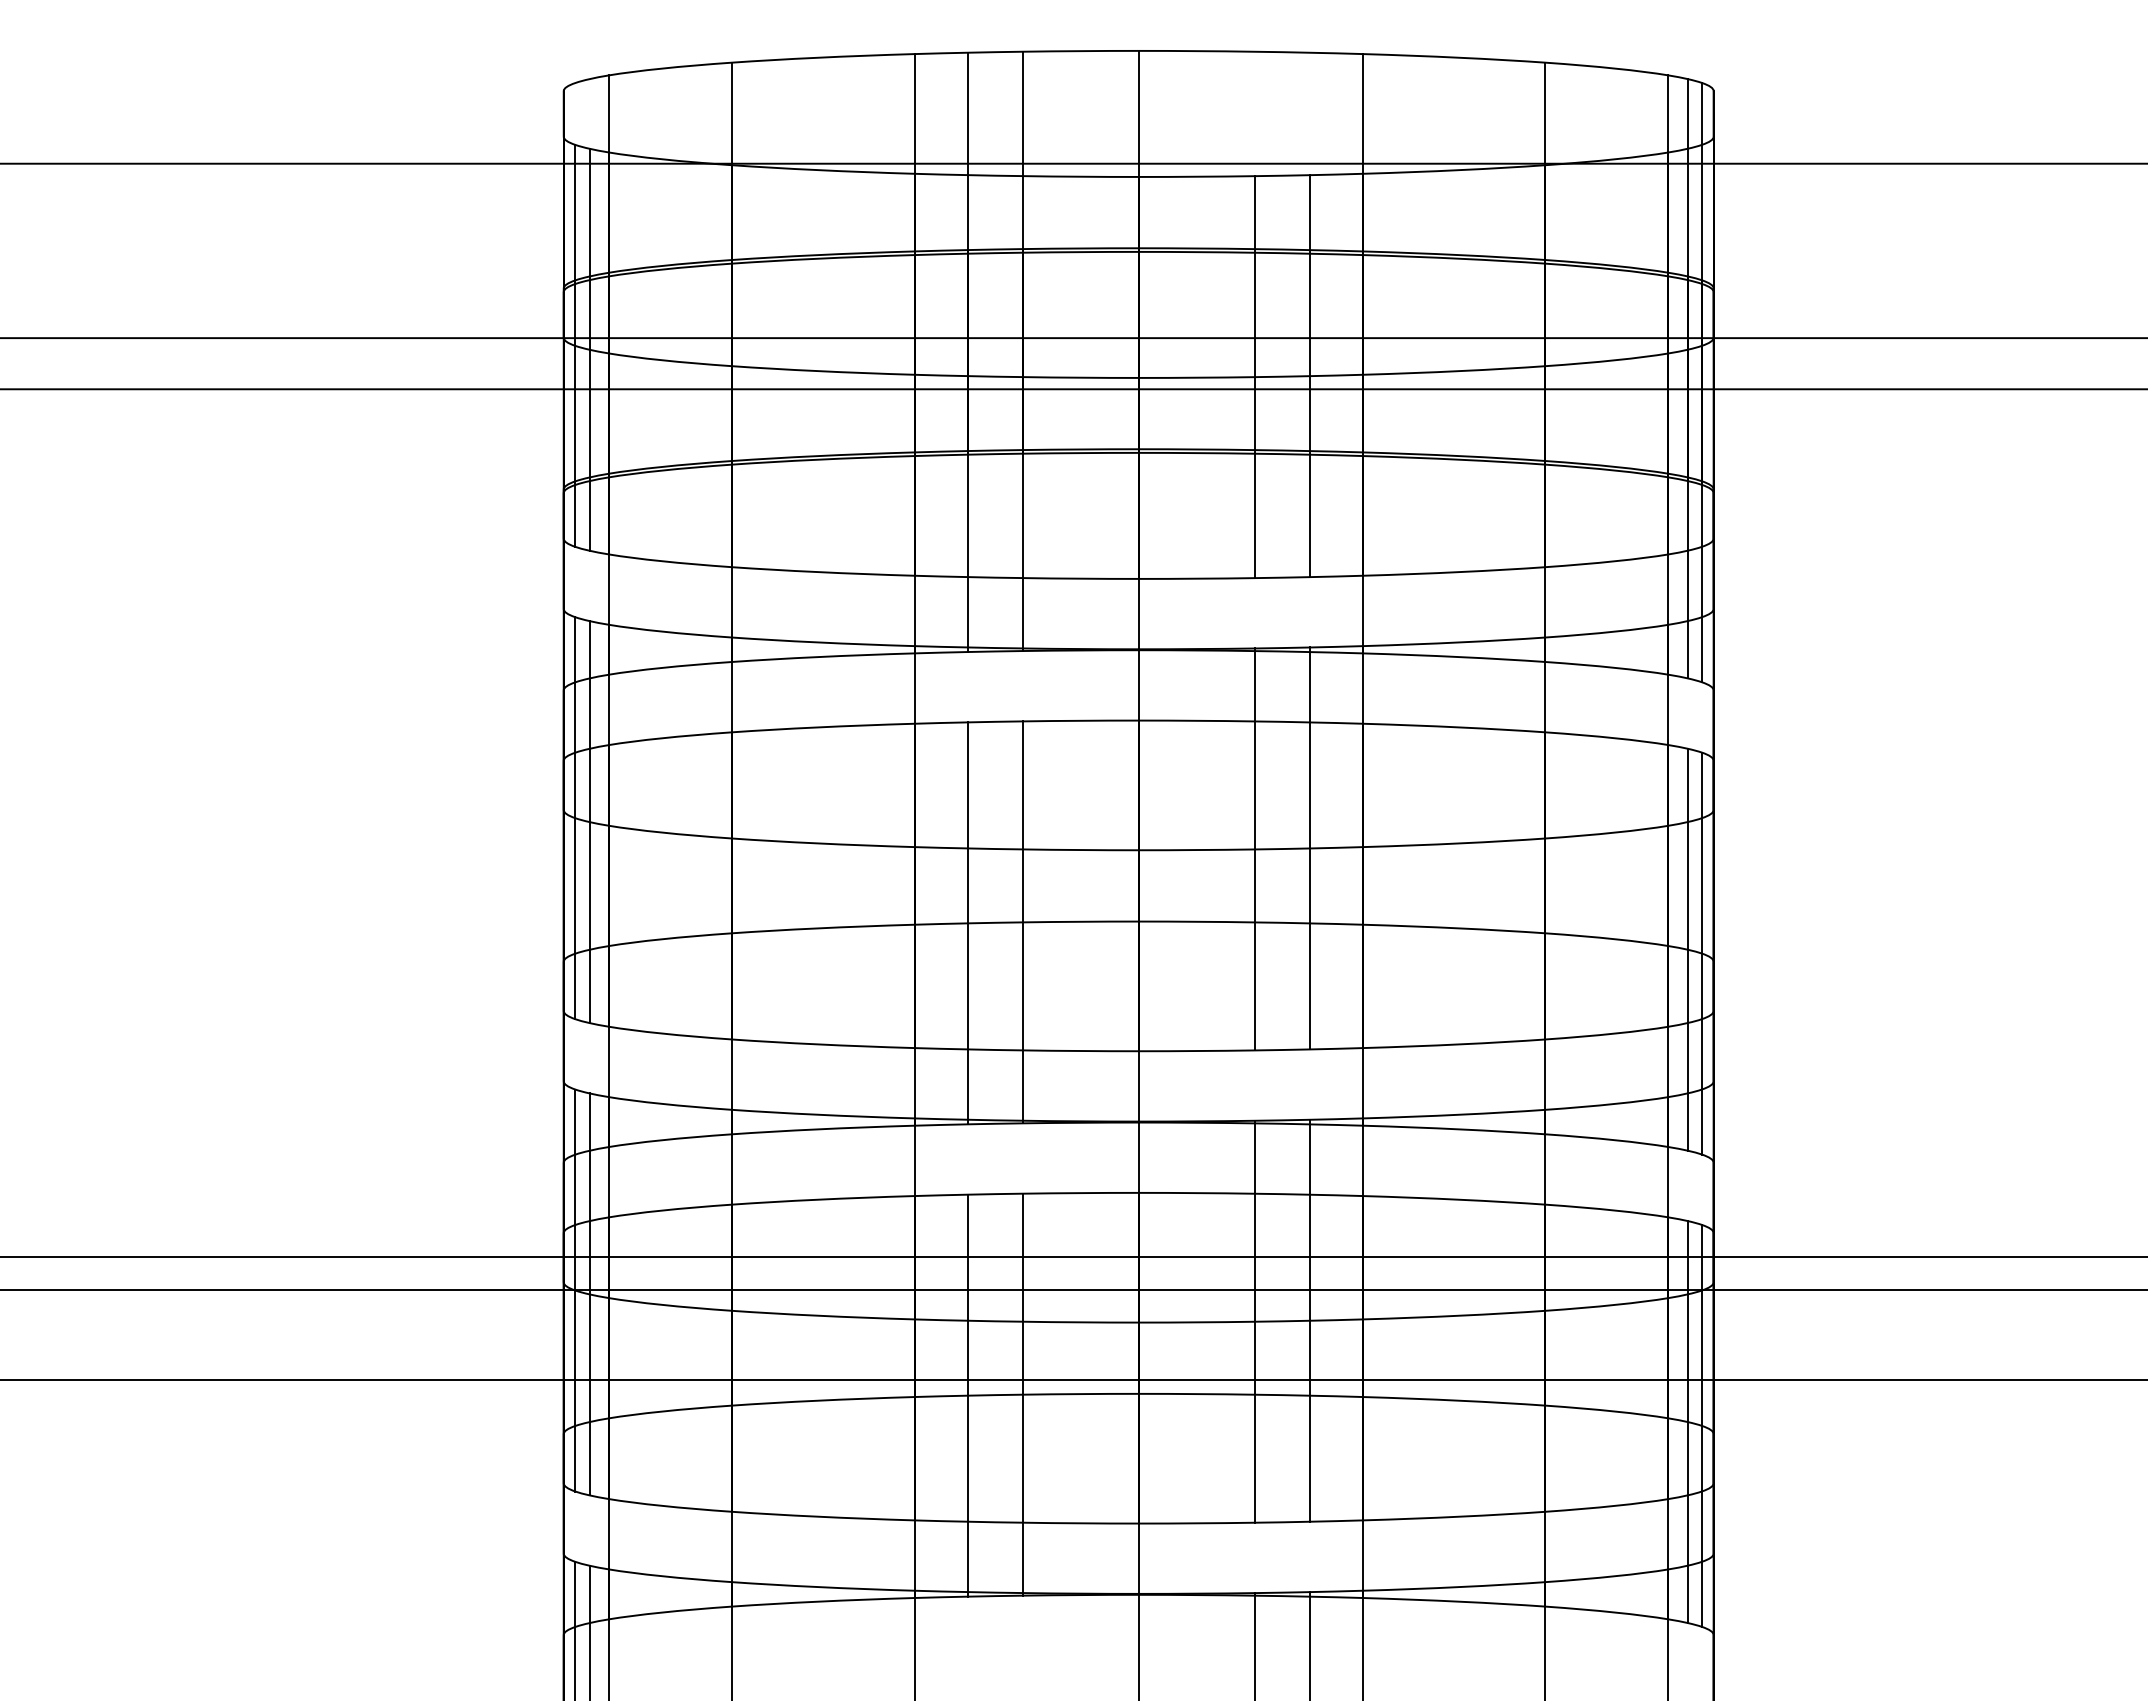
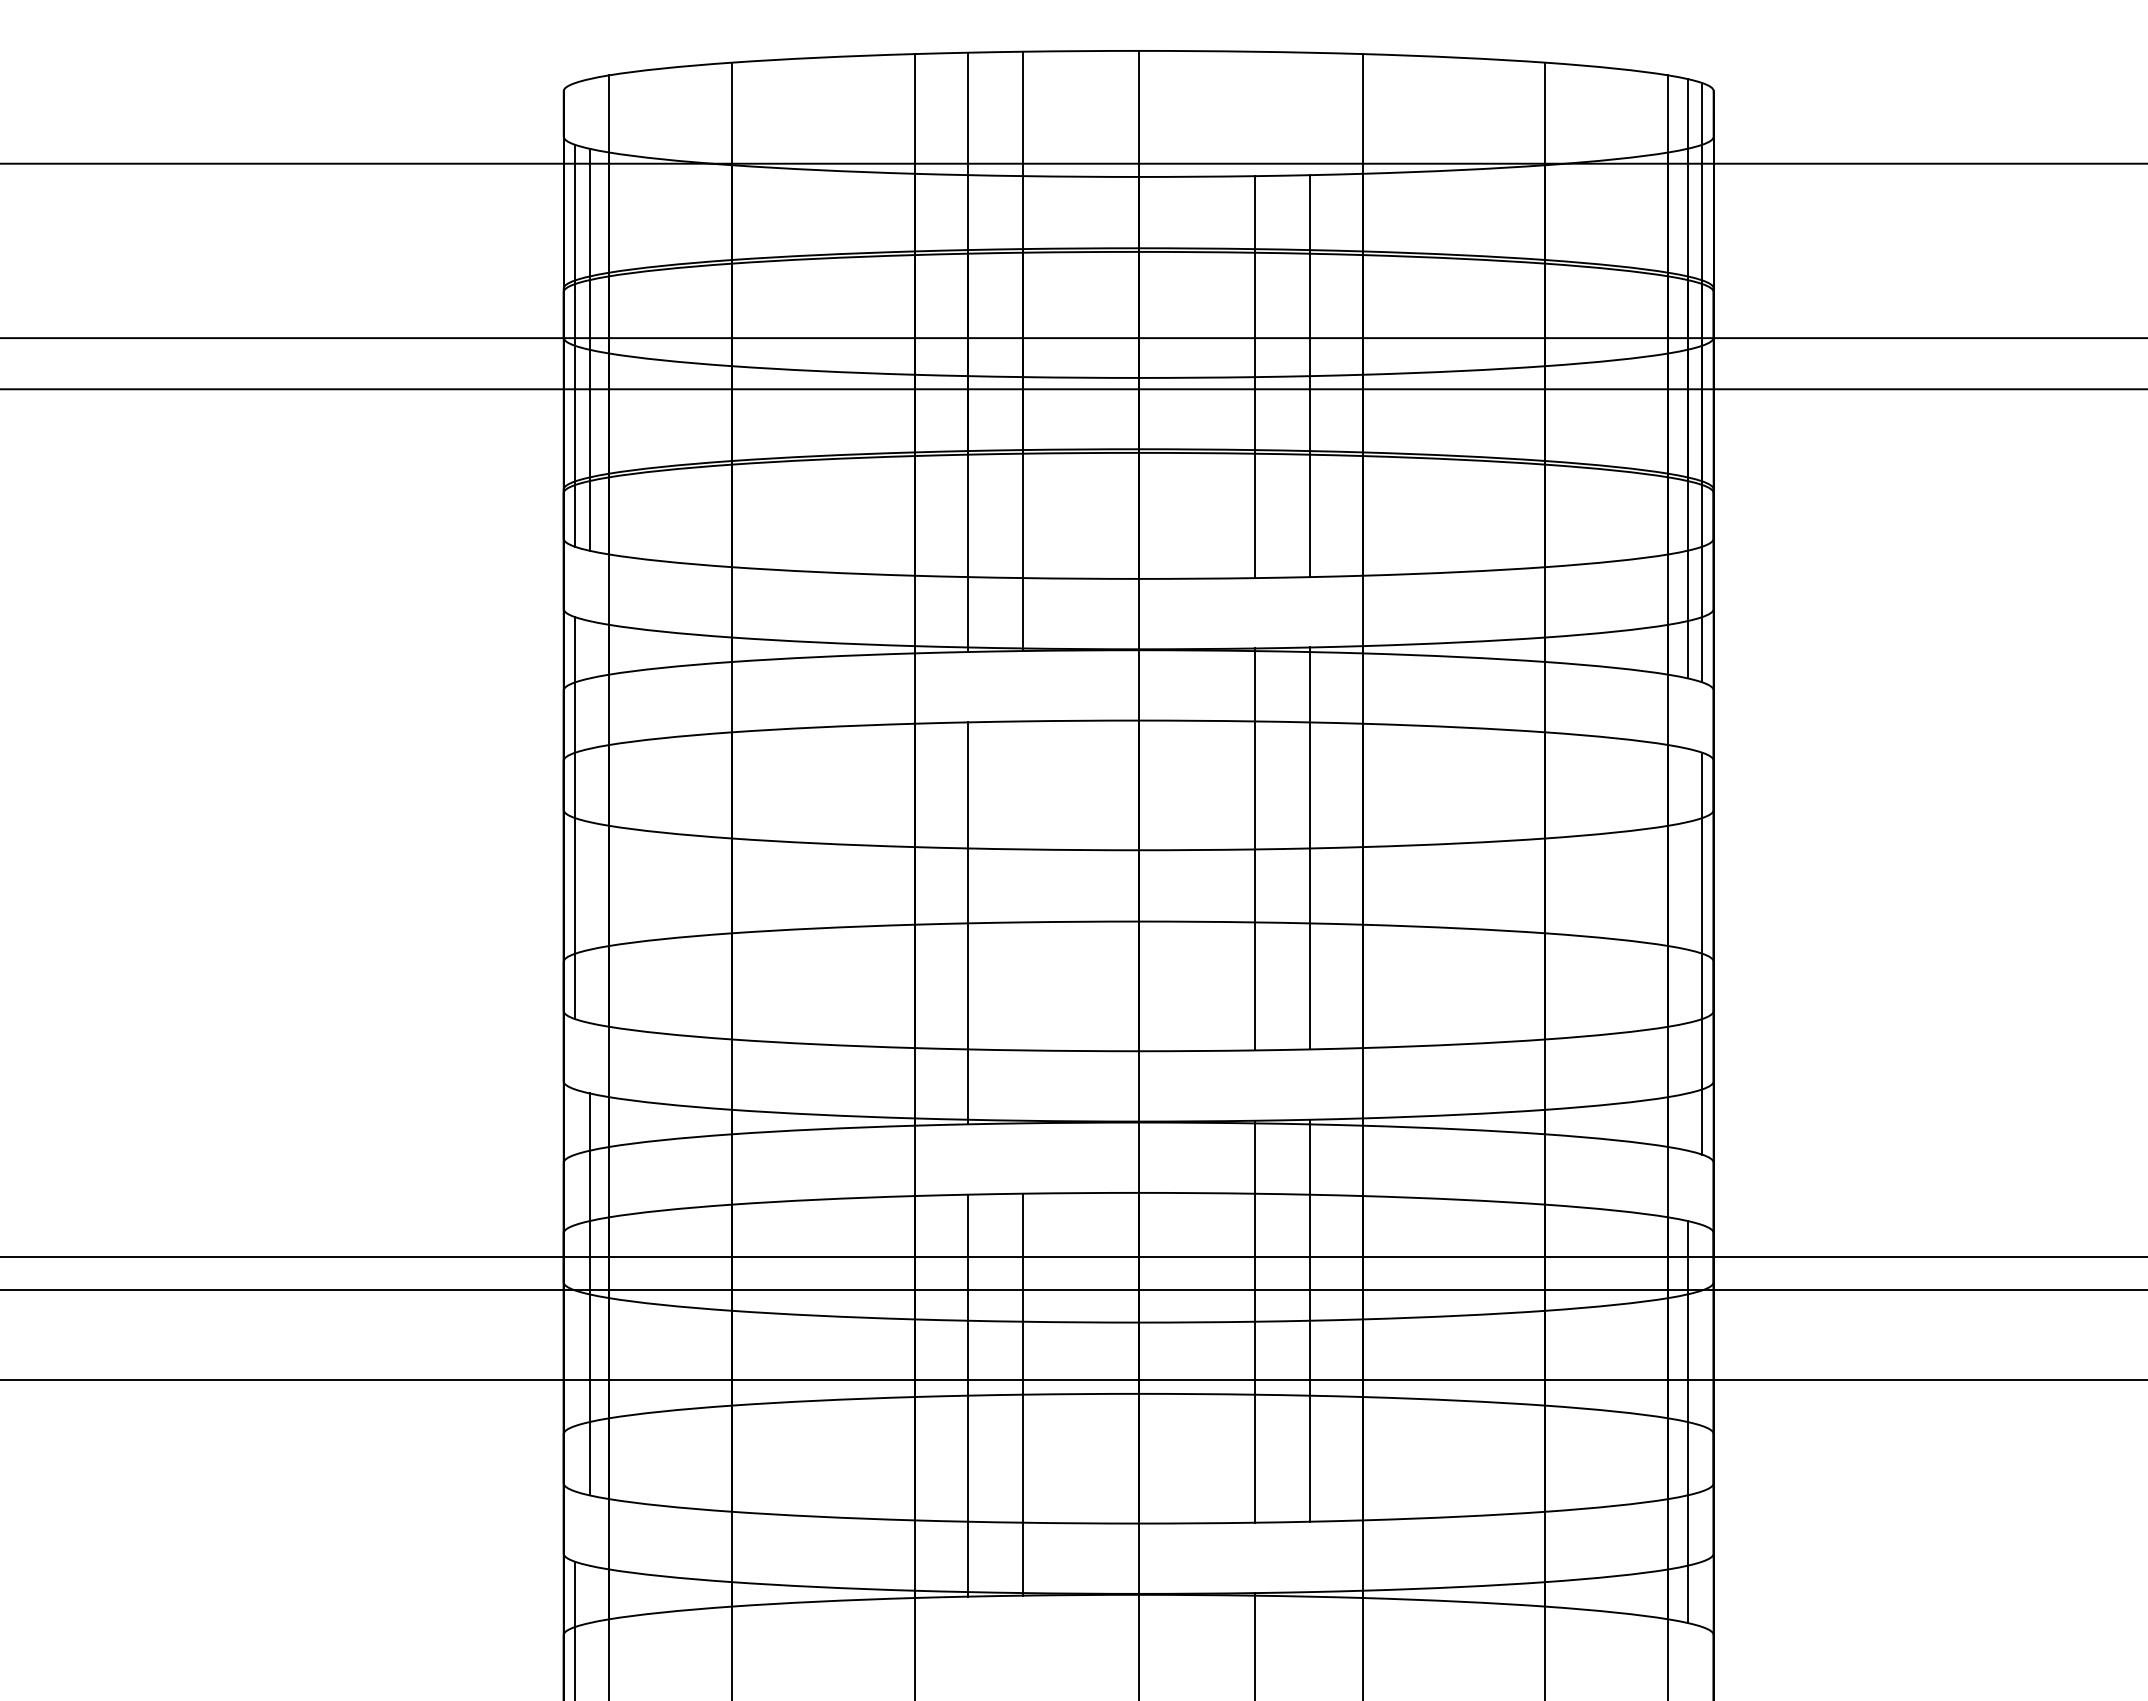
line: present -> none (589, 822)
line: present -> none (1022, 922)
line: present -> none (1687, 949)
line: present -> none (575, 1290)
line: present -> none (1701, 1425)
line: present -> none (589, 1631)
line: present -> none (1309, 1644)
